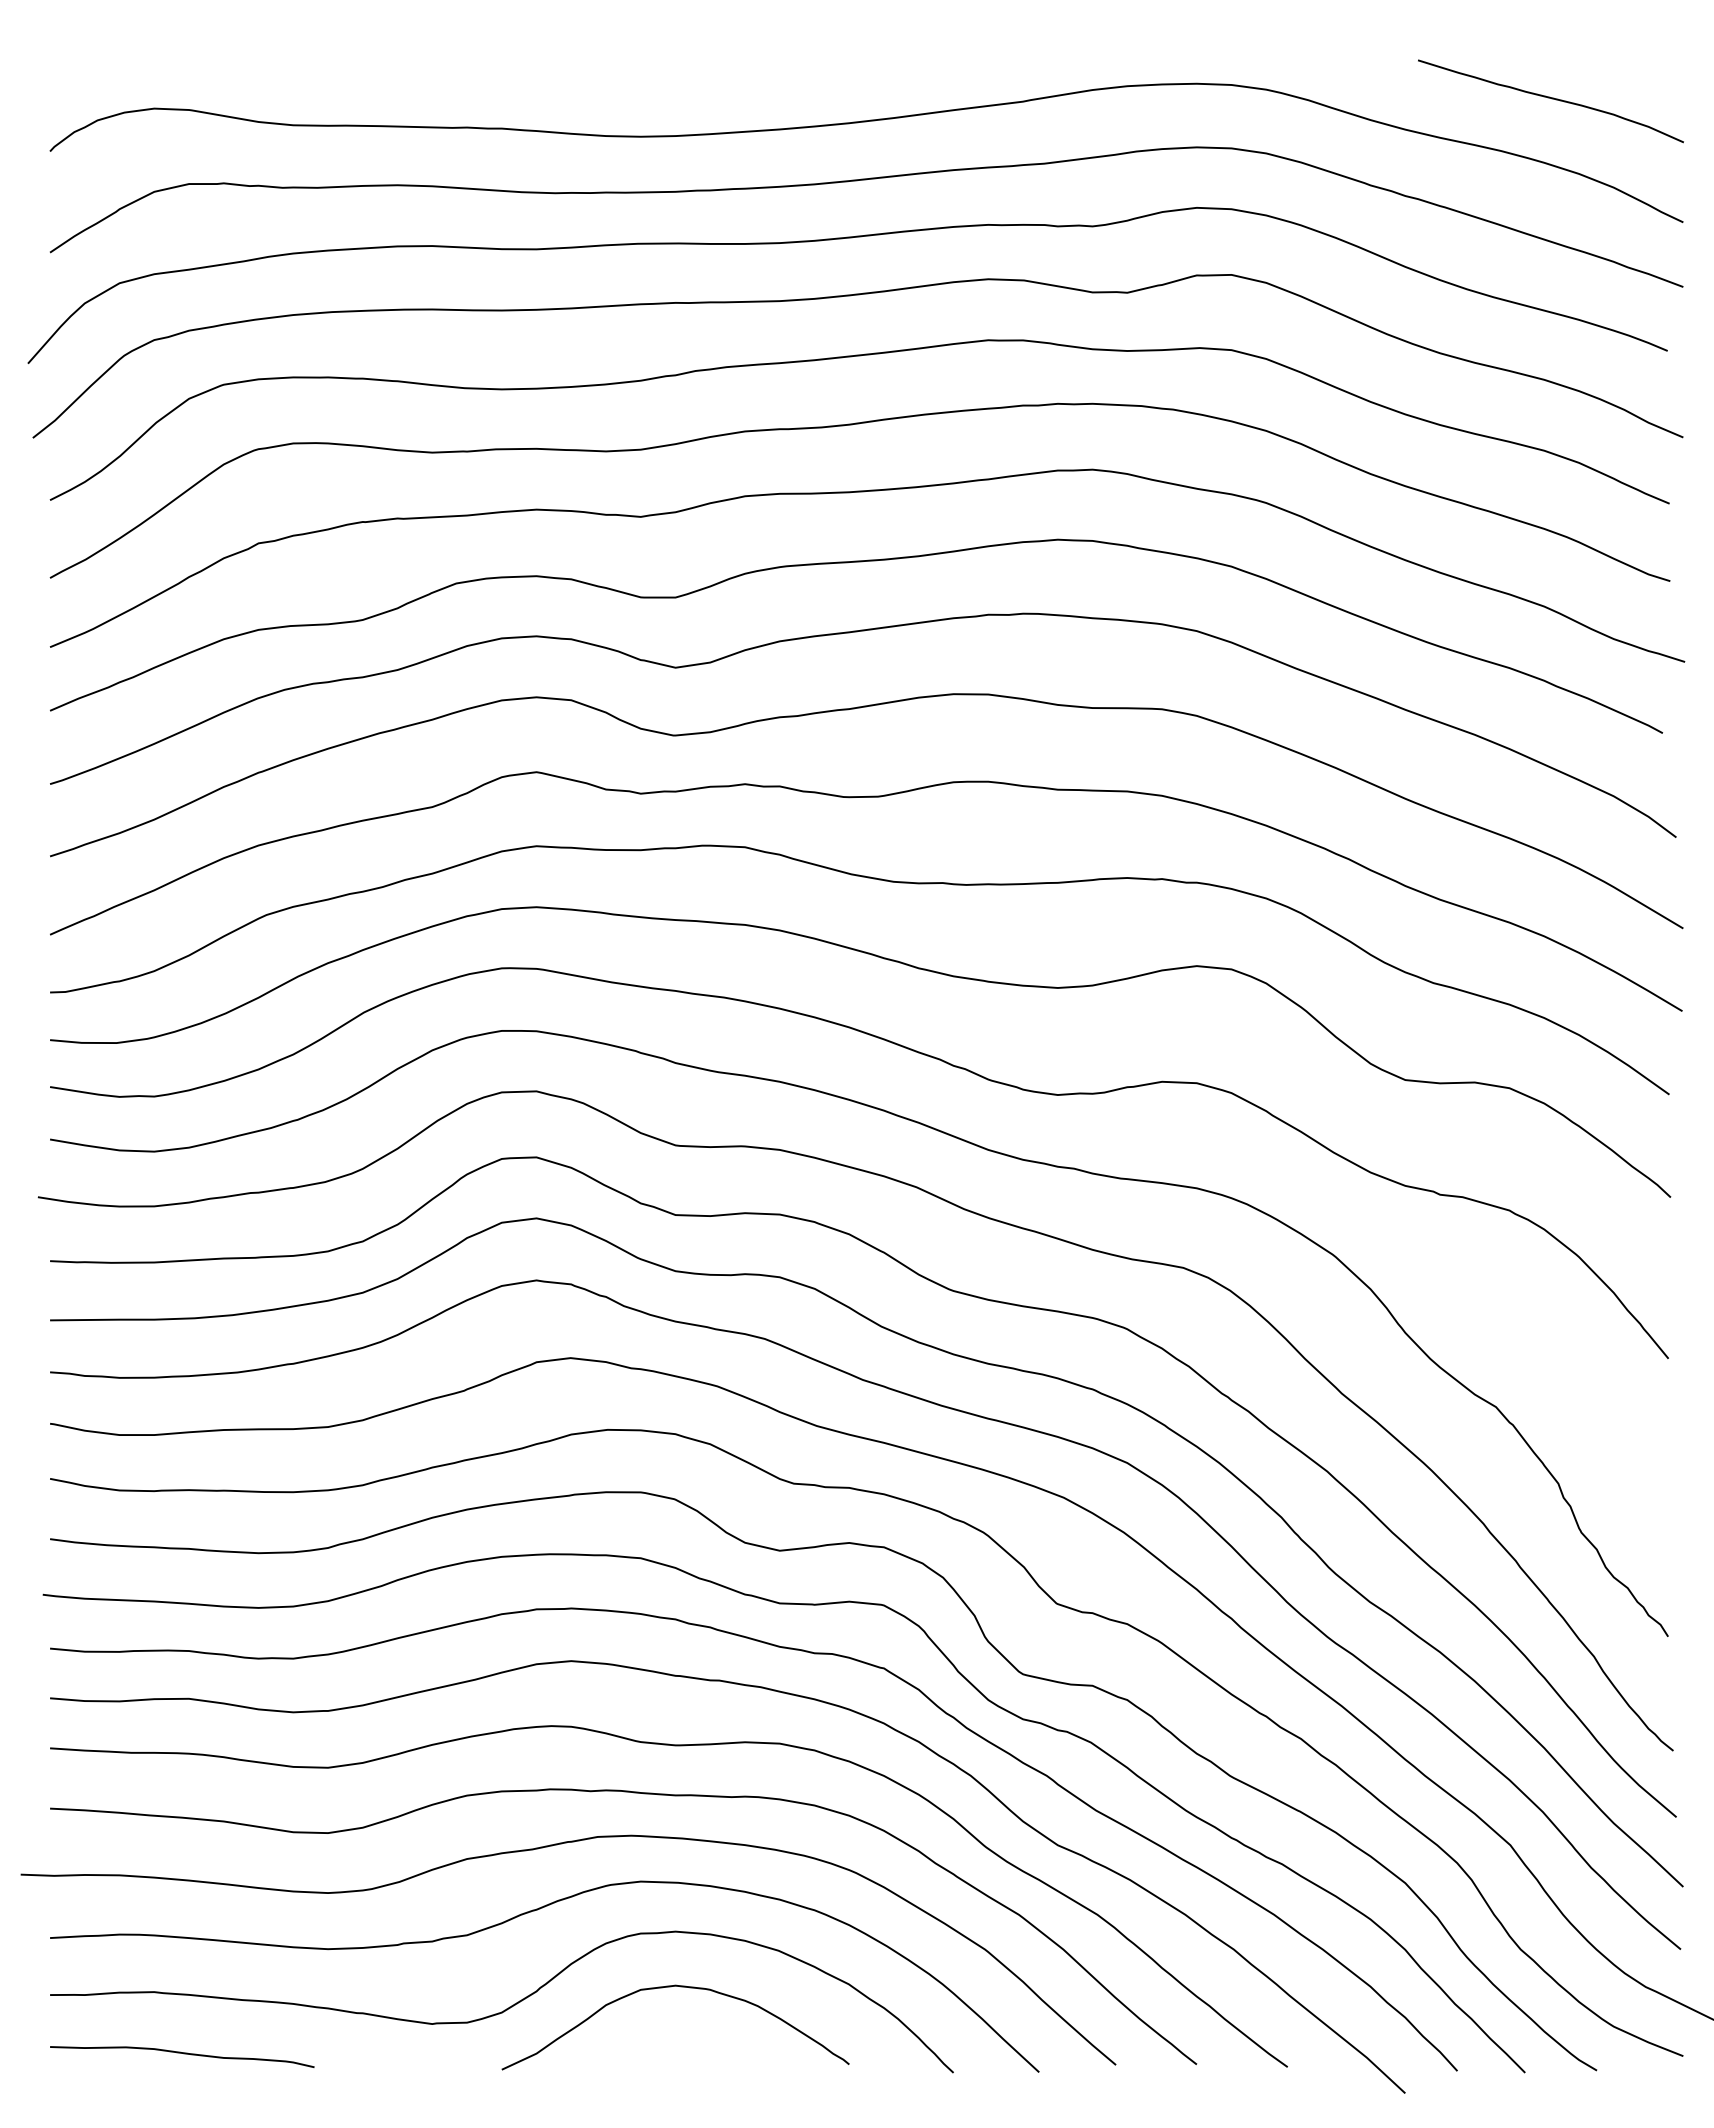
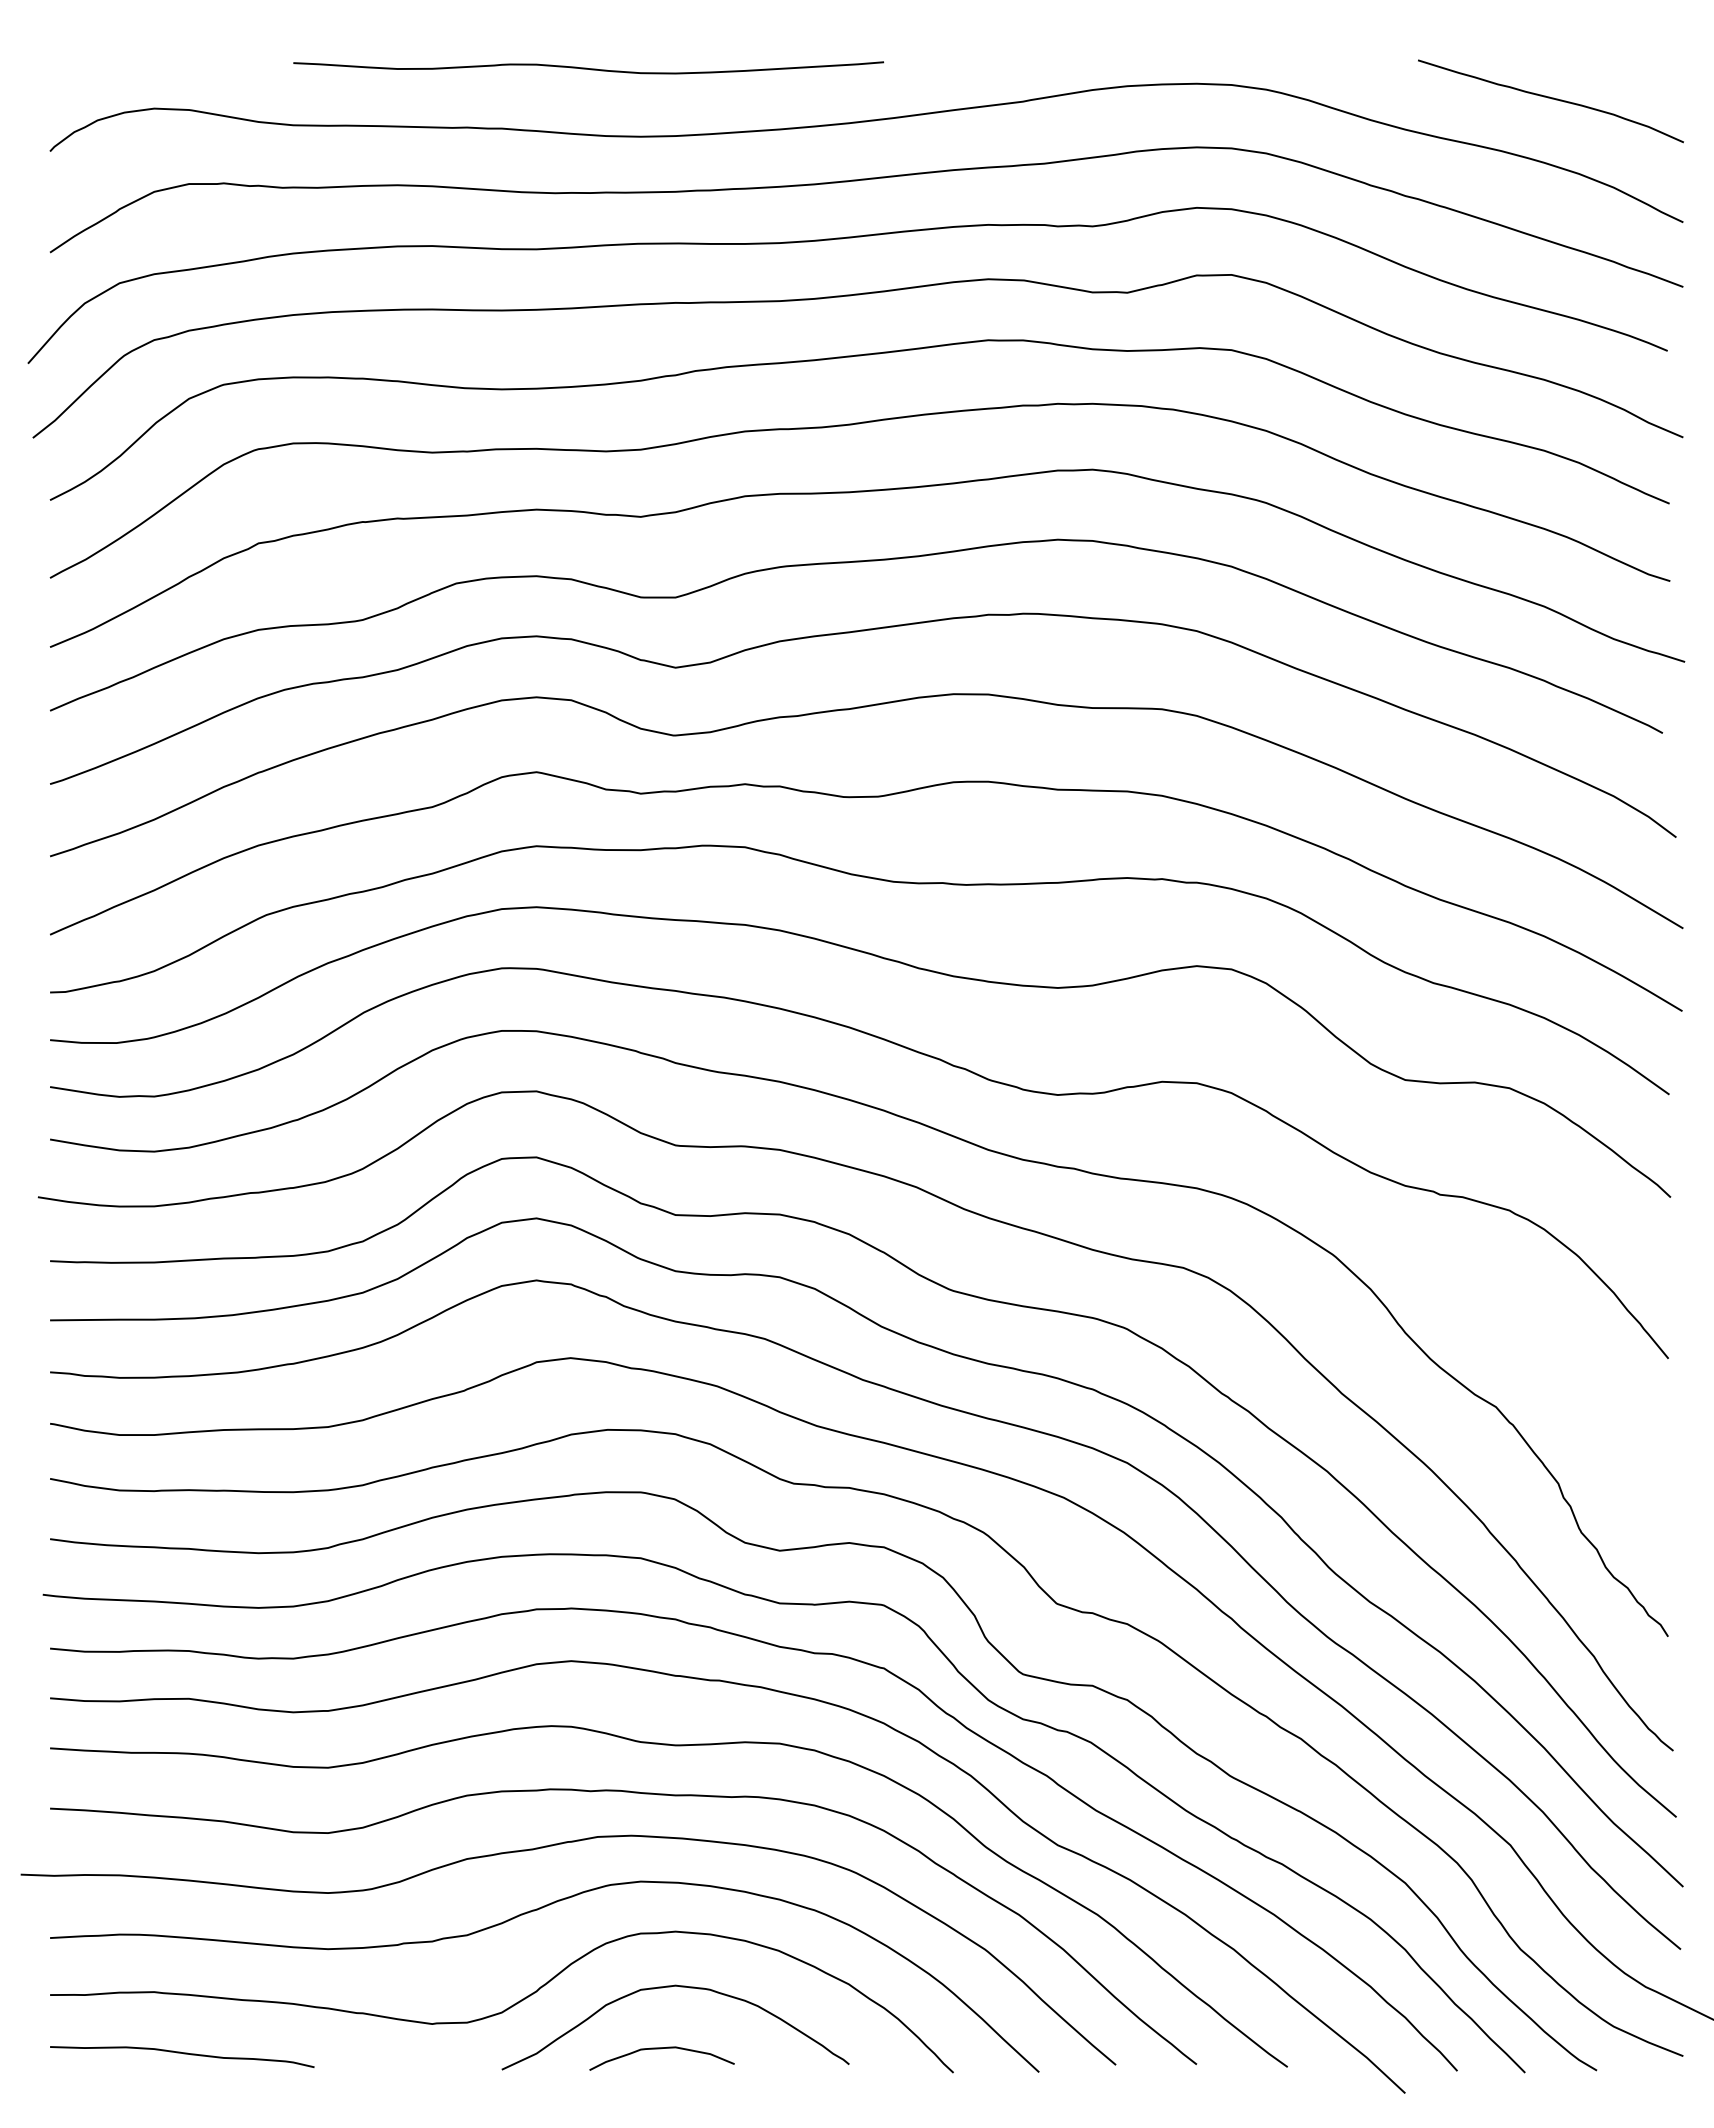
curve: none -> present (588, 68)
curve: none -> present (661, 2049)
